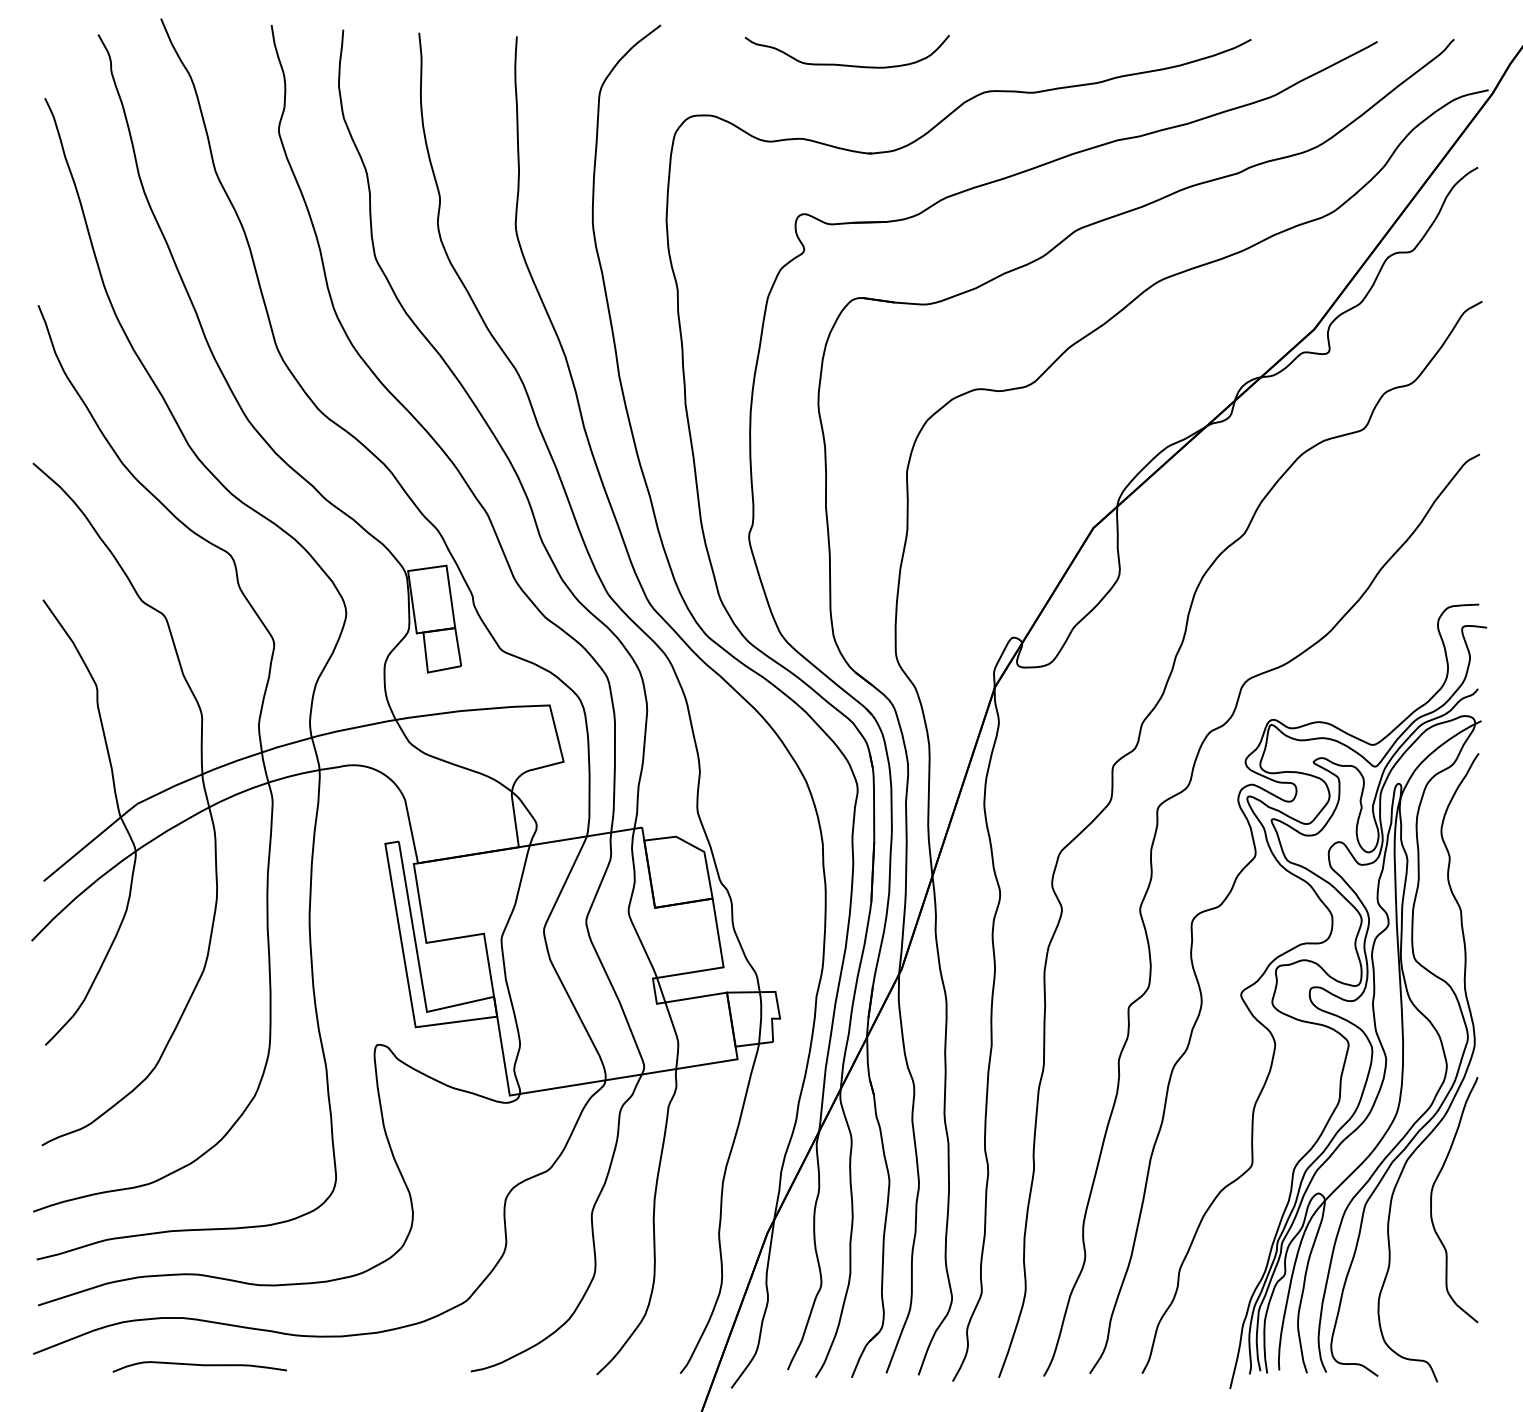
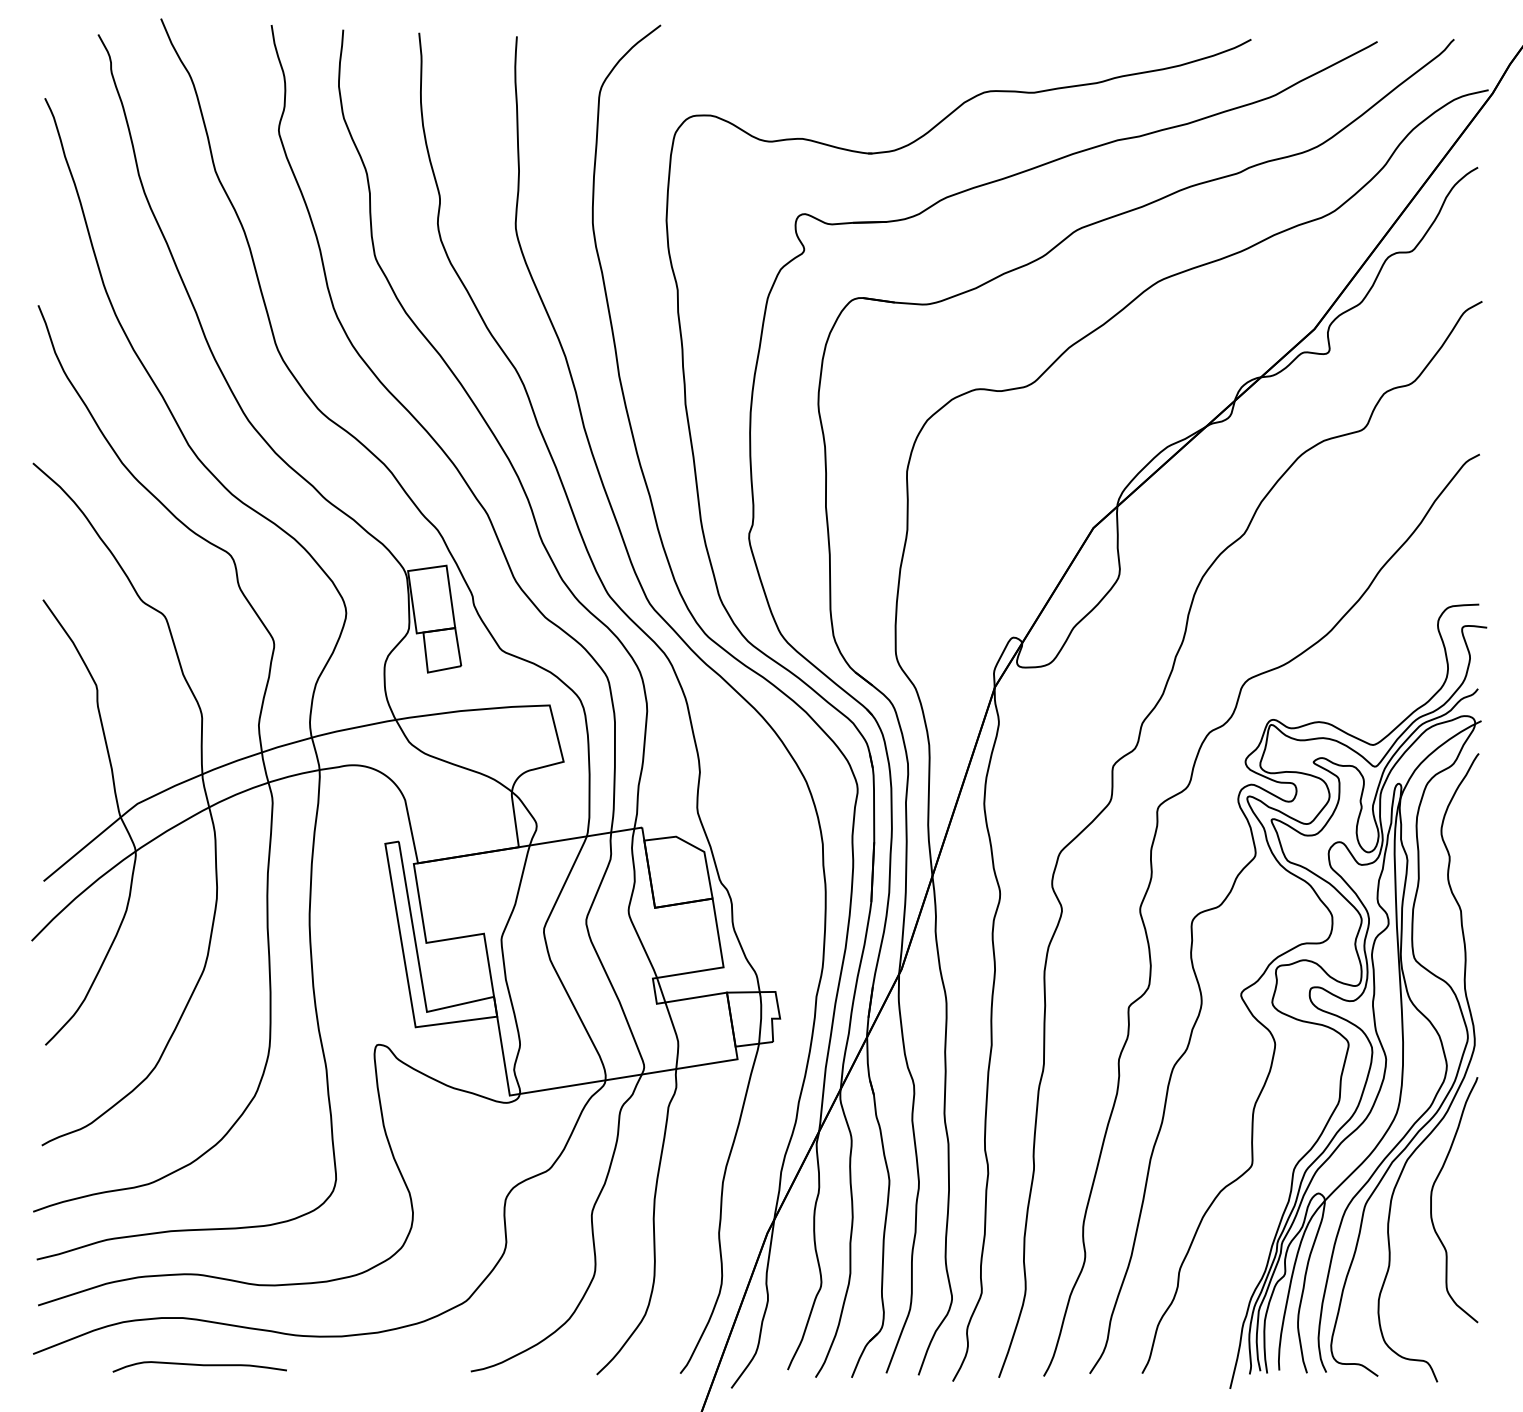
curve: present -> none (846, 64)
